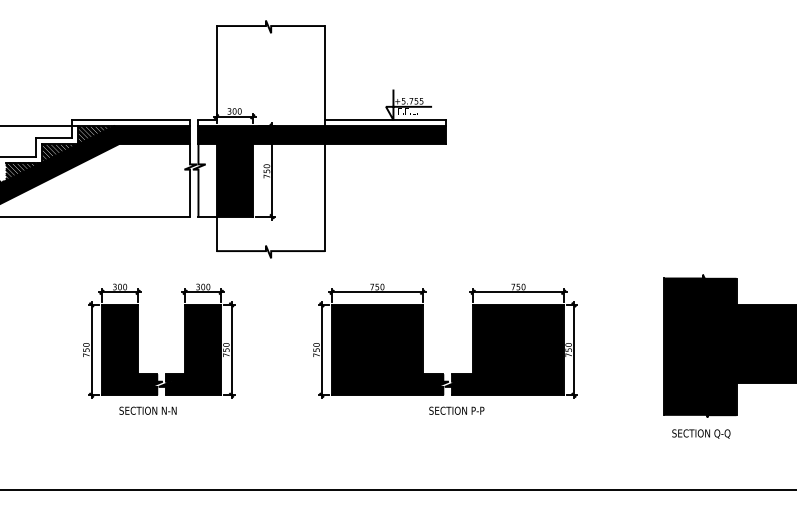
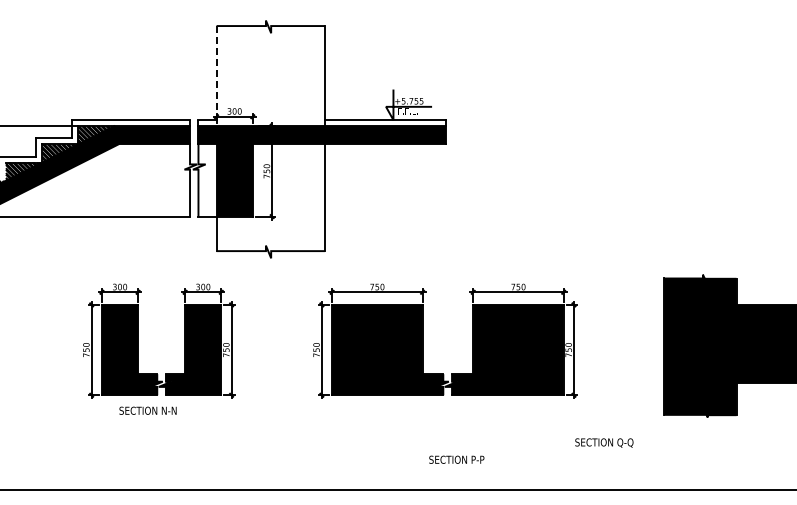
line: solid -> dashed (216, 73)
text position: (456, 410) -> (456, 459) (456, 459)
text position: (701, 433) -> (604, 442) (604, 442)
